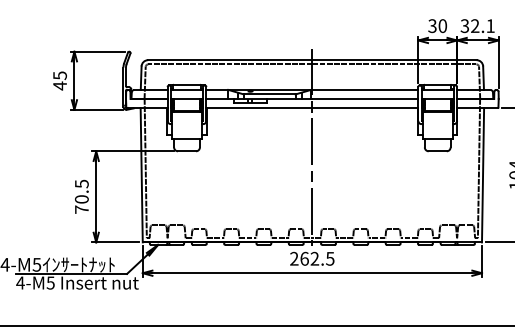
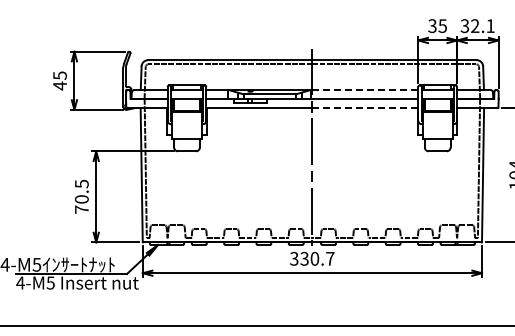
text: 30 -> 35 (442, 25)
line: solid -> dashed (365, 89)
line: solid -> dashed (365, 108)
text: 262.5 -> 330.7 (312, 258)
